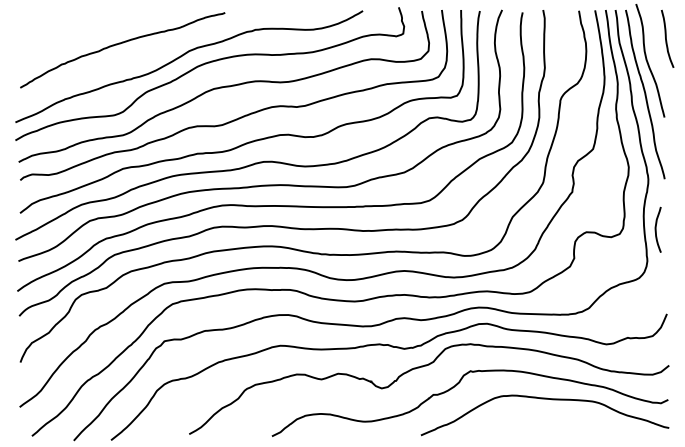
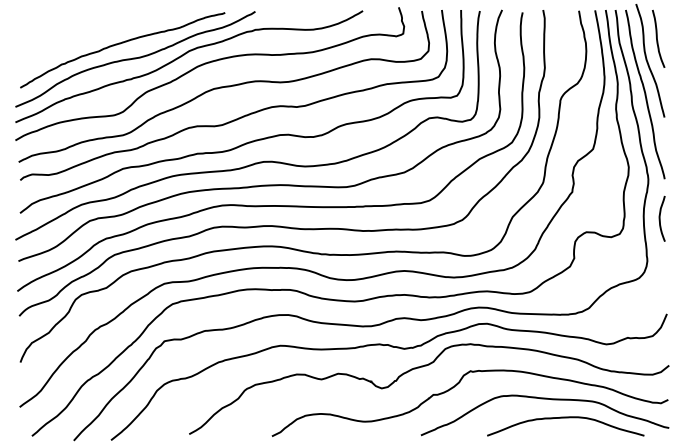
curve position: (666, 38) -> (657, 38) (657, 38)
curve: none -> present (135, 59)
curve position: (656, 229) -> (660, 218) (660, 218)
curve: none -> present (565, 418)
